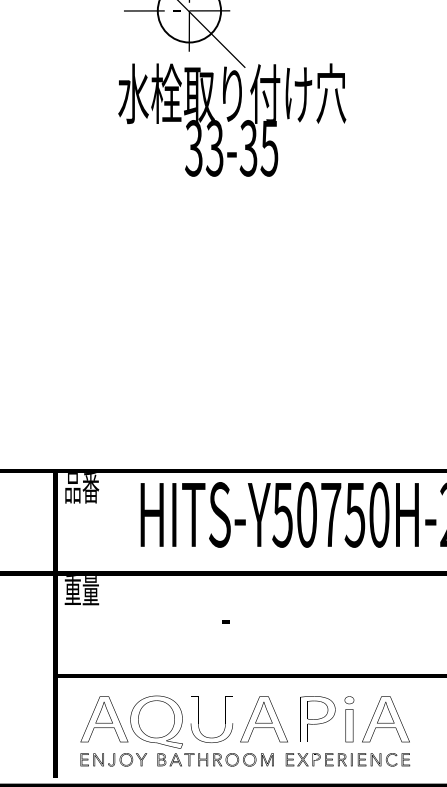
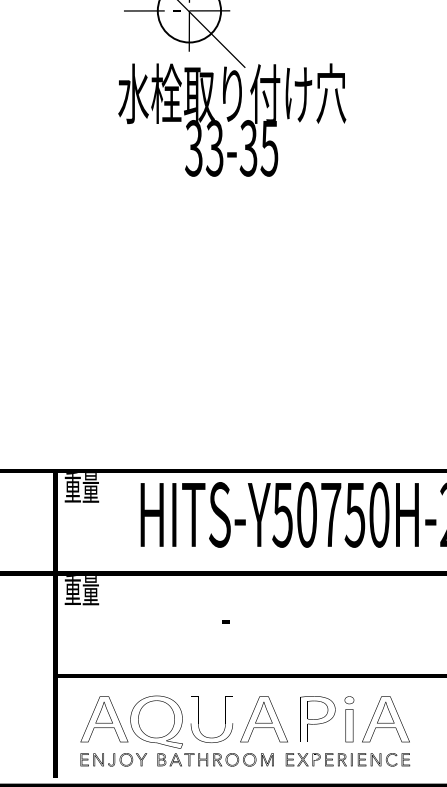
text: 品番 -> 重量 (81, 488)
